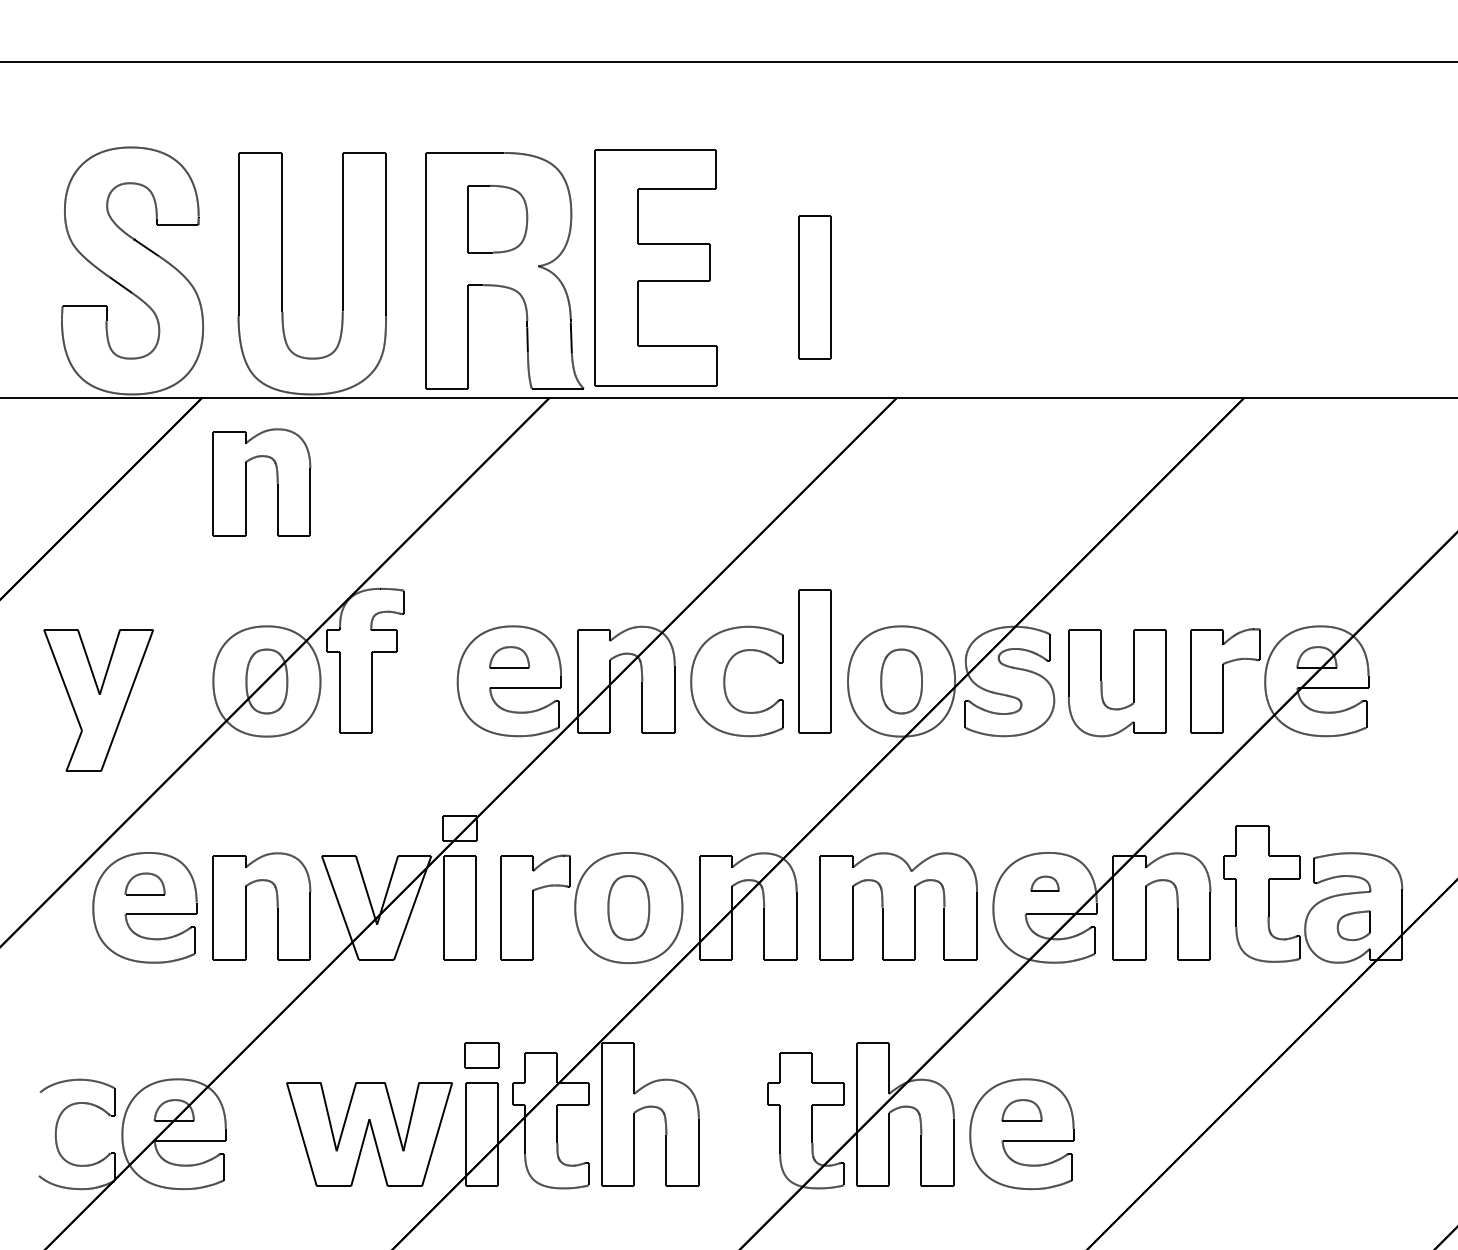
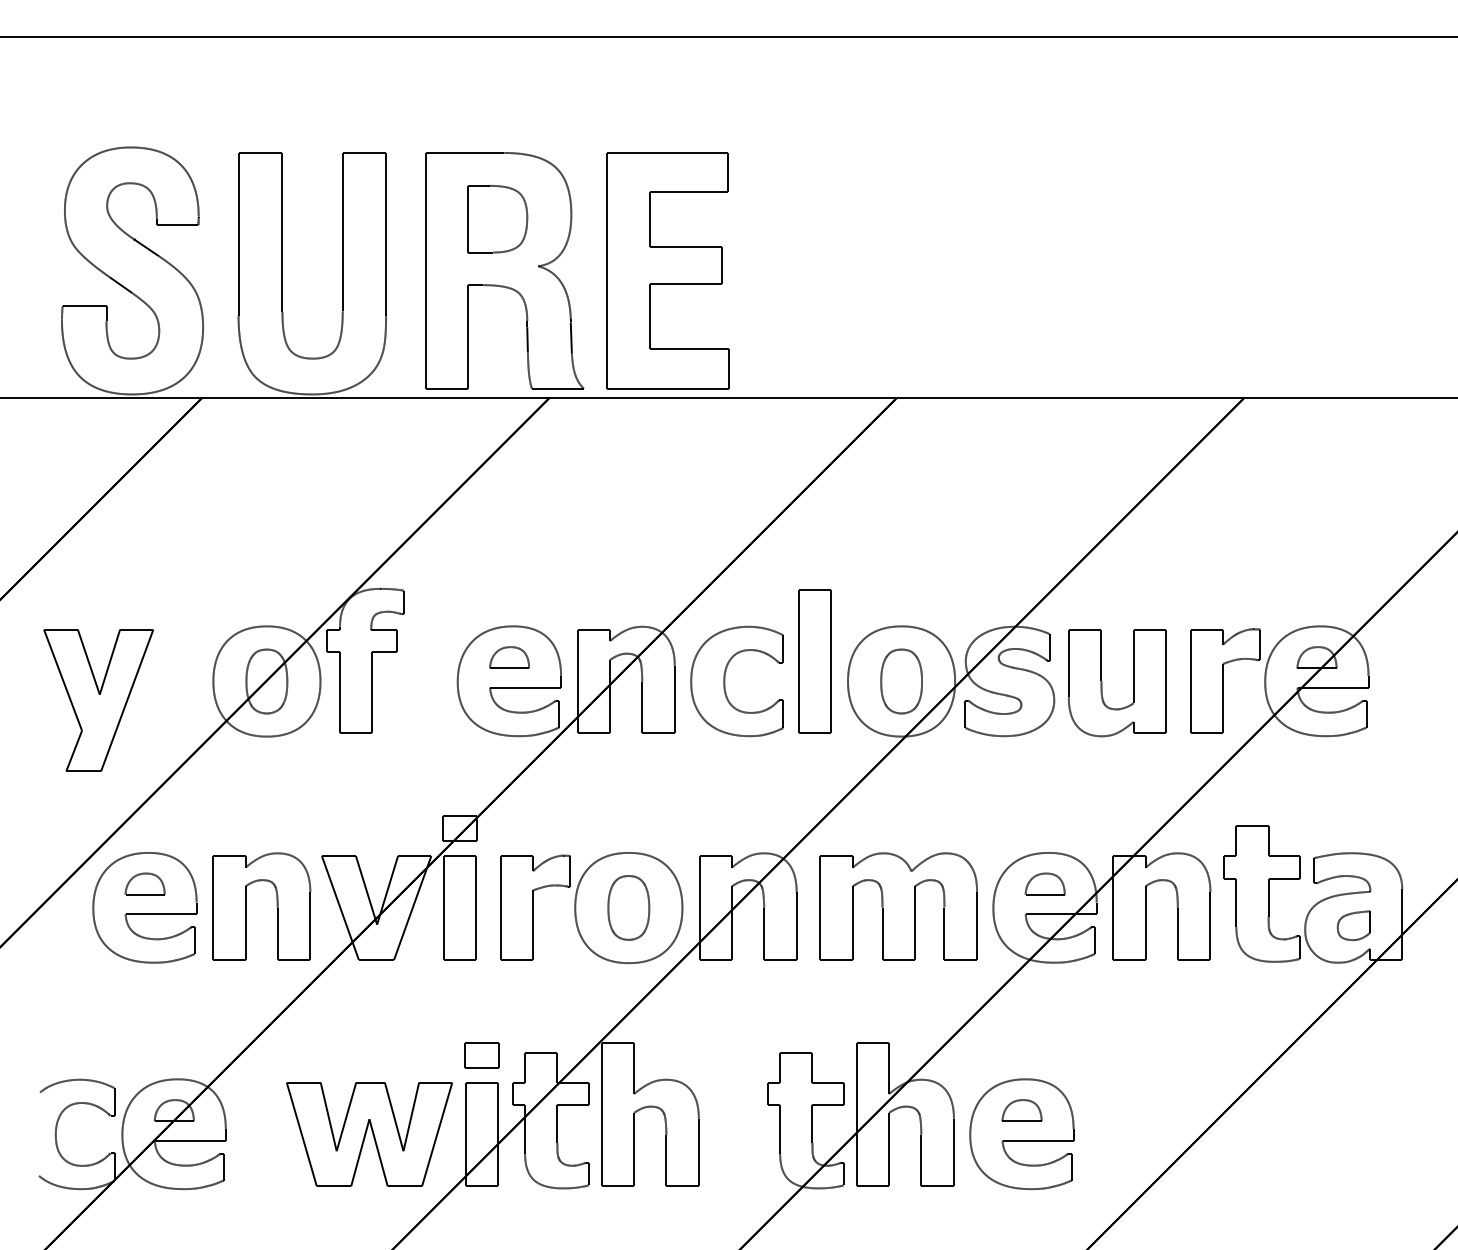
line position: (728, 62) -> (728, 37) (728, 37)
part position: (655, 267) -> (667, 270) (667, 270)
part: present -> none (814, 287)
part: present -> none (246, 482)
part size: 30x17 px -> 42x24 px (1044, 883)
